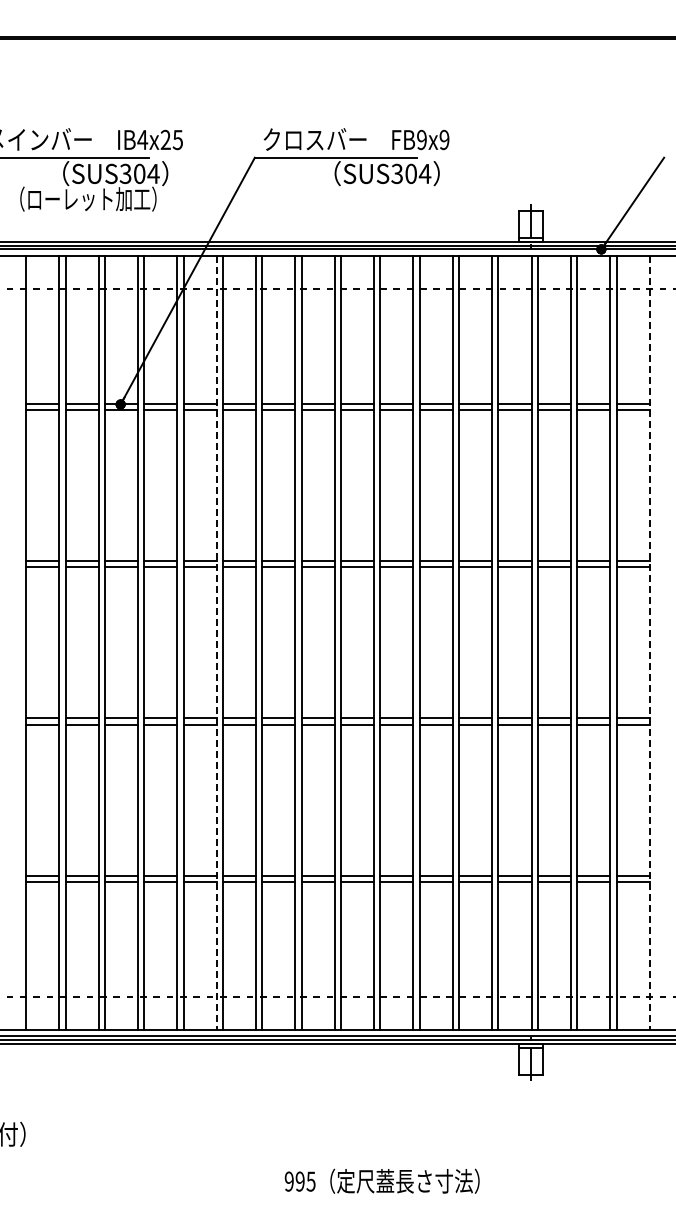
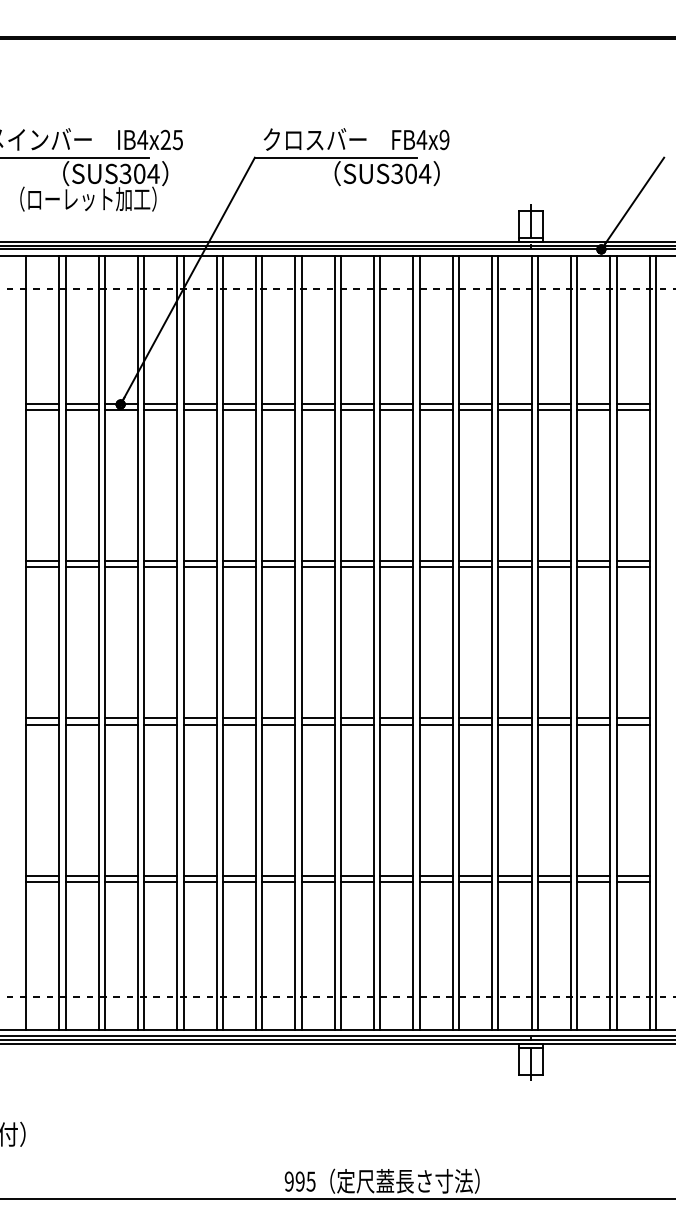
text: FB9x9 -> FB4x9 (421, 139)
line: none -> present (655, 642)
line: dashed -> solid (216, 643)
line: dashed -> solid (649, 643)
line: none -> present (337, 1199)
